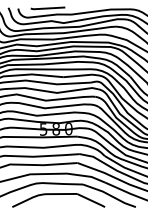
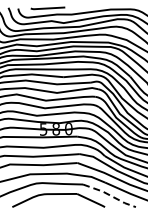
line: solid -> dashed (109, 195)
